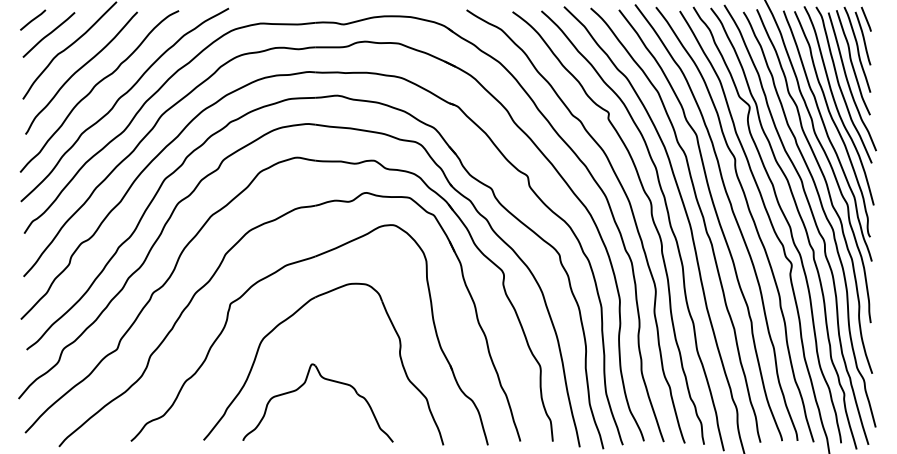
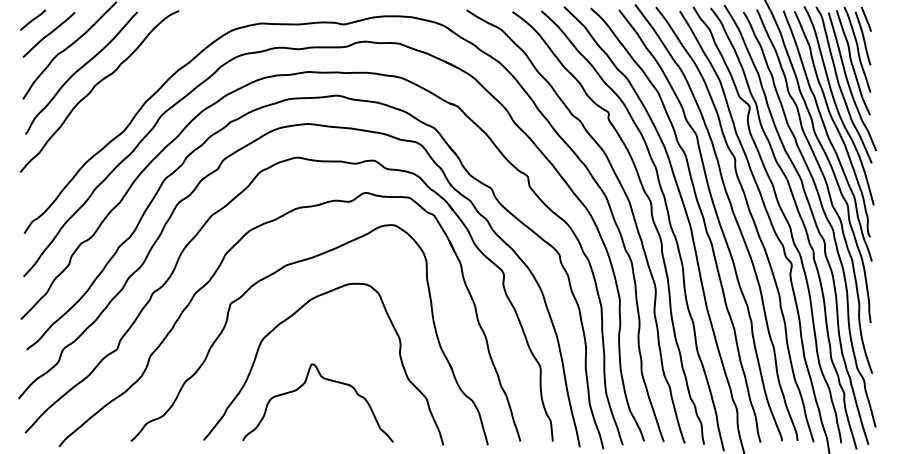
curve: present -> none (118, 101)
